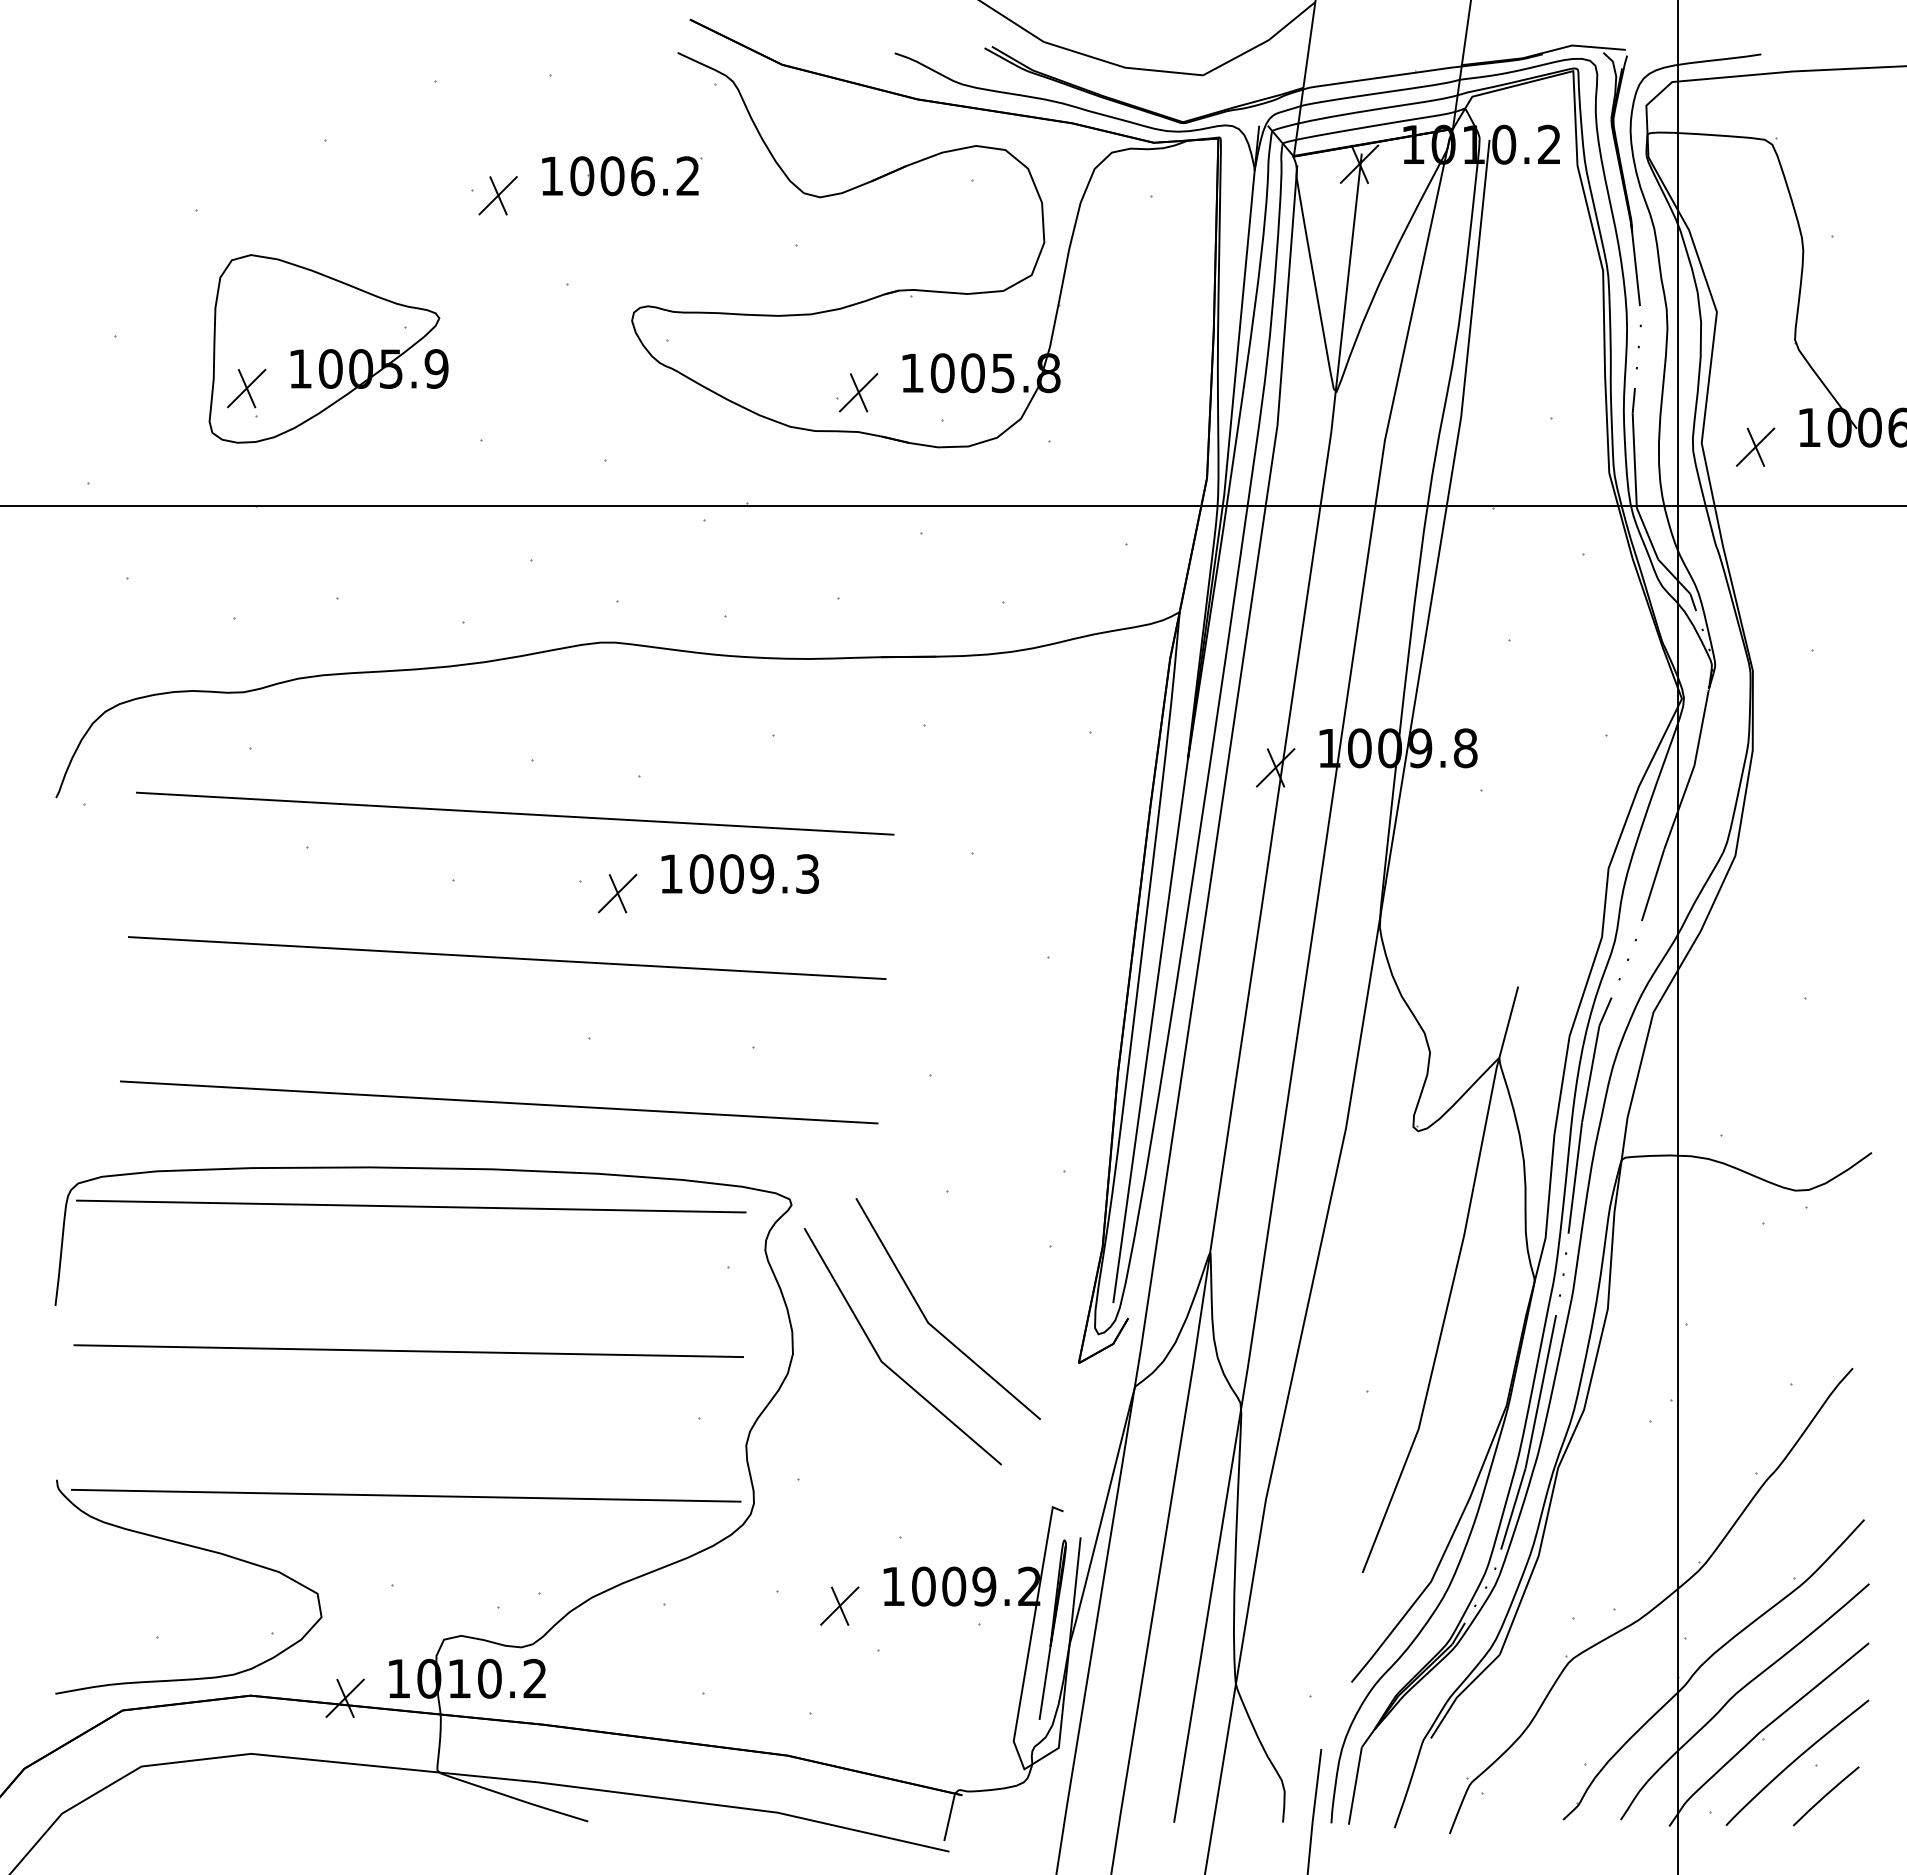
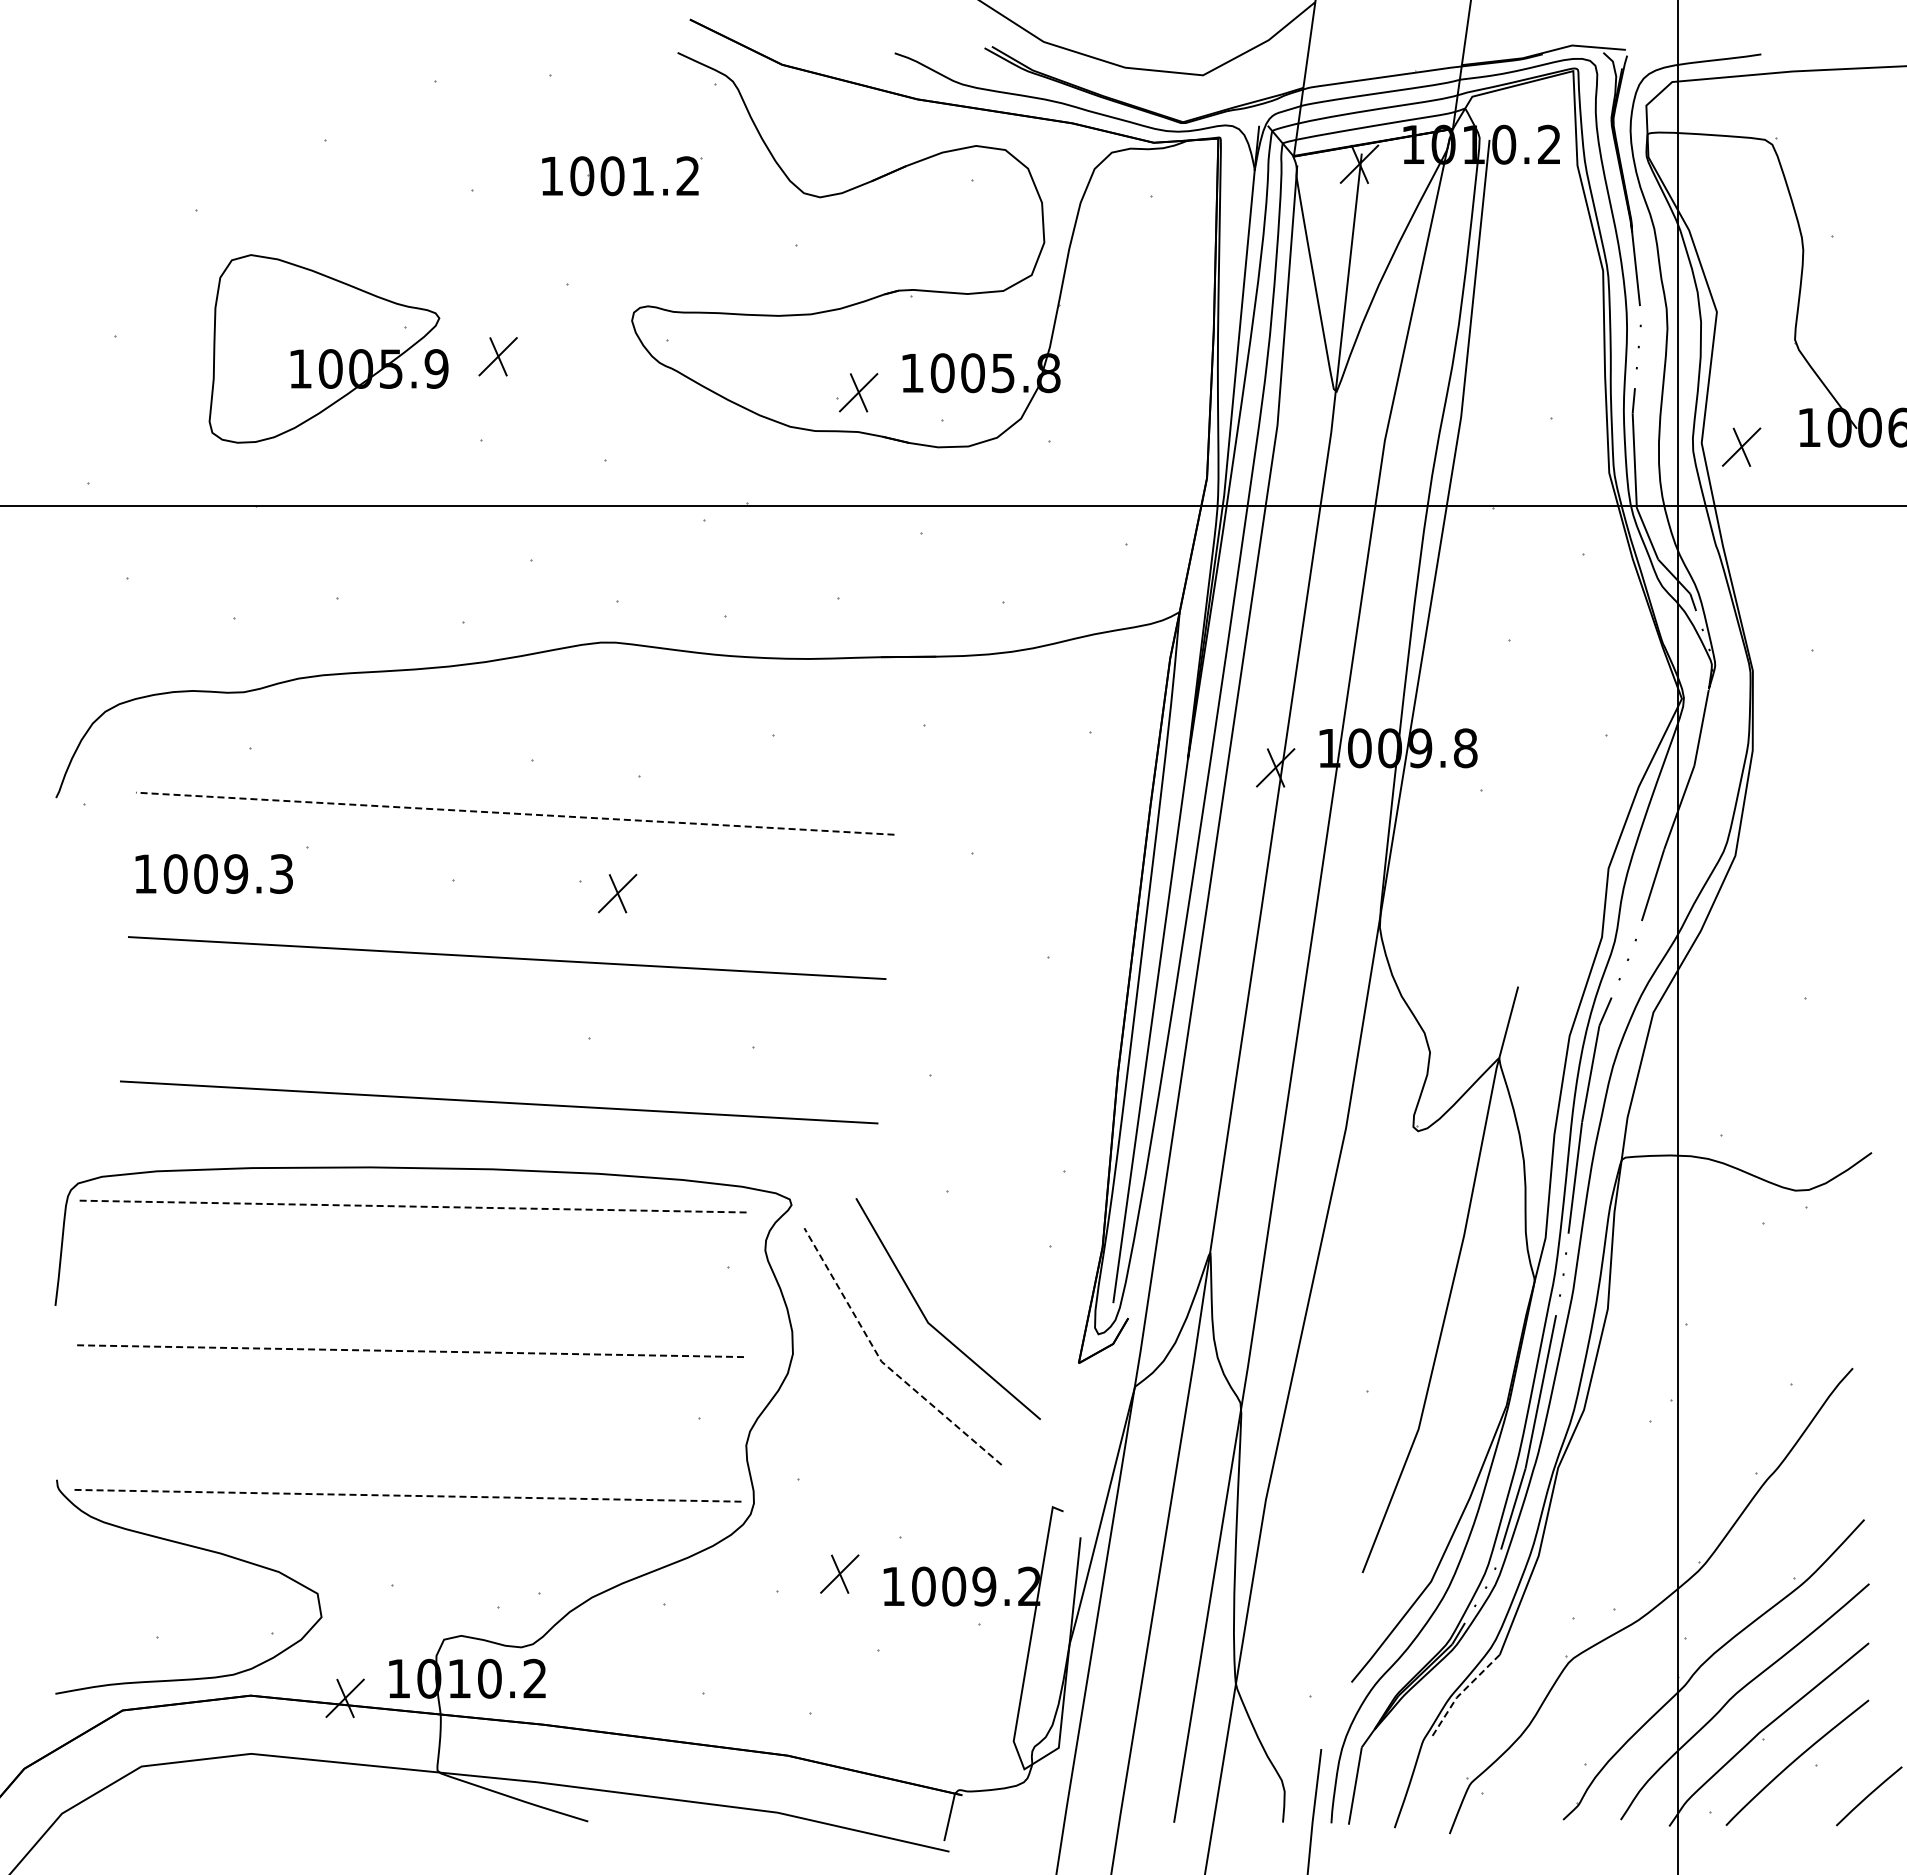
text: 1006.2 -> 1001.2 (642, 176)
part position: (497, 195) -> (497, 356) (497, 356)
part: present -> none (246, 392)
part position: (1755, 446) -> (1741, 446) (1741, 446)
line: solid -> dashed (515, 813)
text position: (739, 873) -> (213, 873) (213, 873)
line: solid -> dashed (410, 1206)
line: solid -> dashed (408, 1351)
line: solid -> dashed (882, 1362)
line: solid -> dashed (405, 1495)
part position: (839, 1605) -> (839, 1573) (839, 1573)
part: present -> none (1052, 1629)
line: solid -> dashed (1460, 1694)
line position: (1826, 1796) -> (1869, 1796) (1869, 1796)
